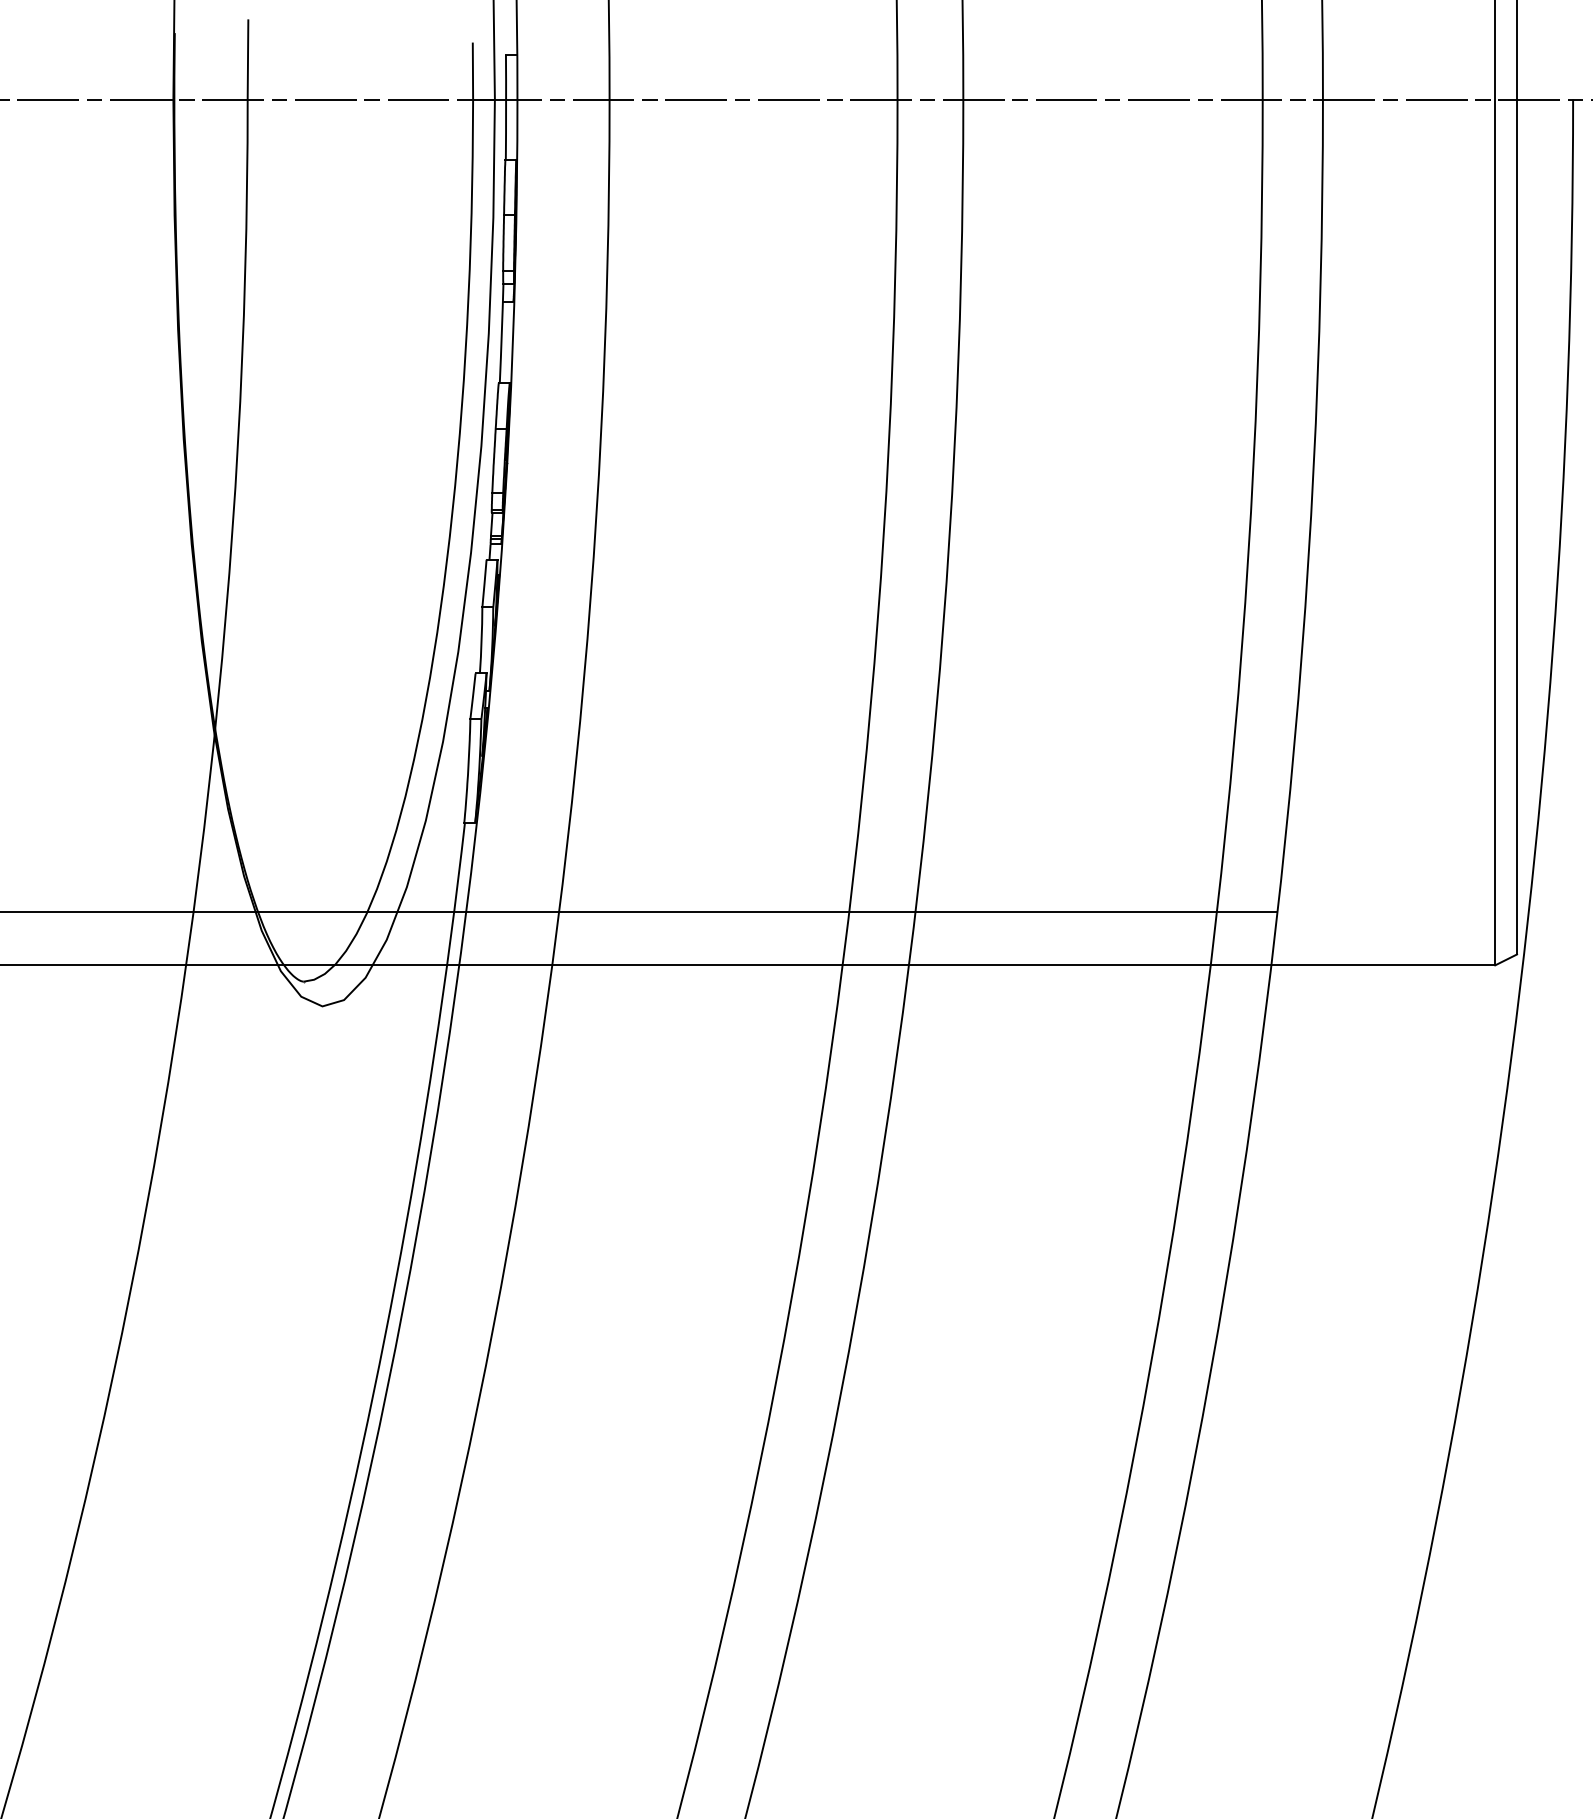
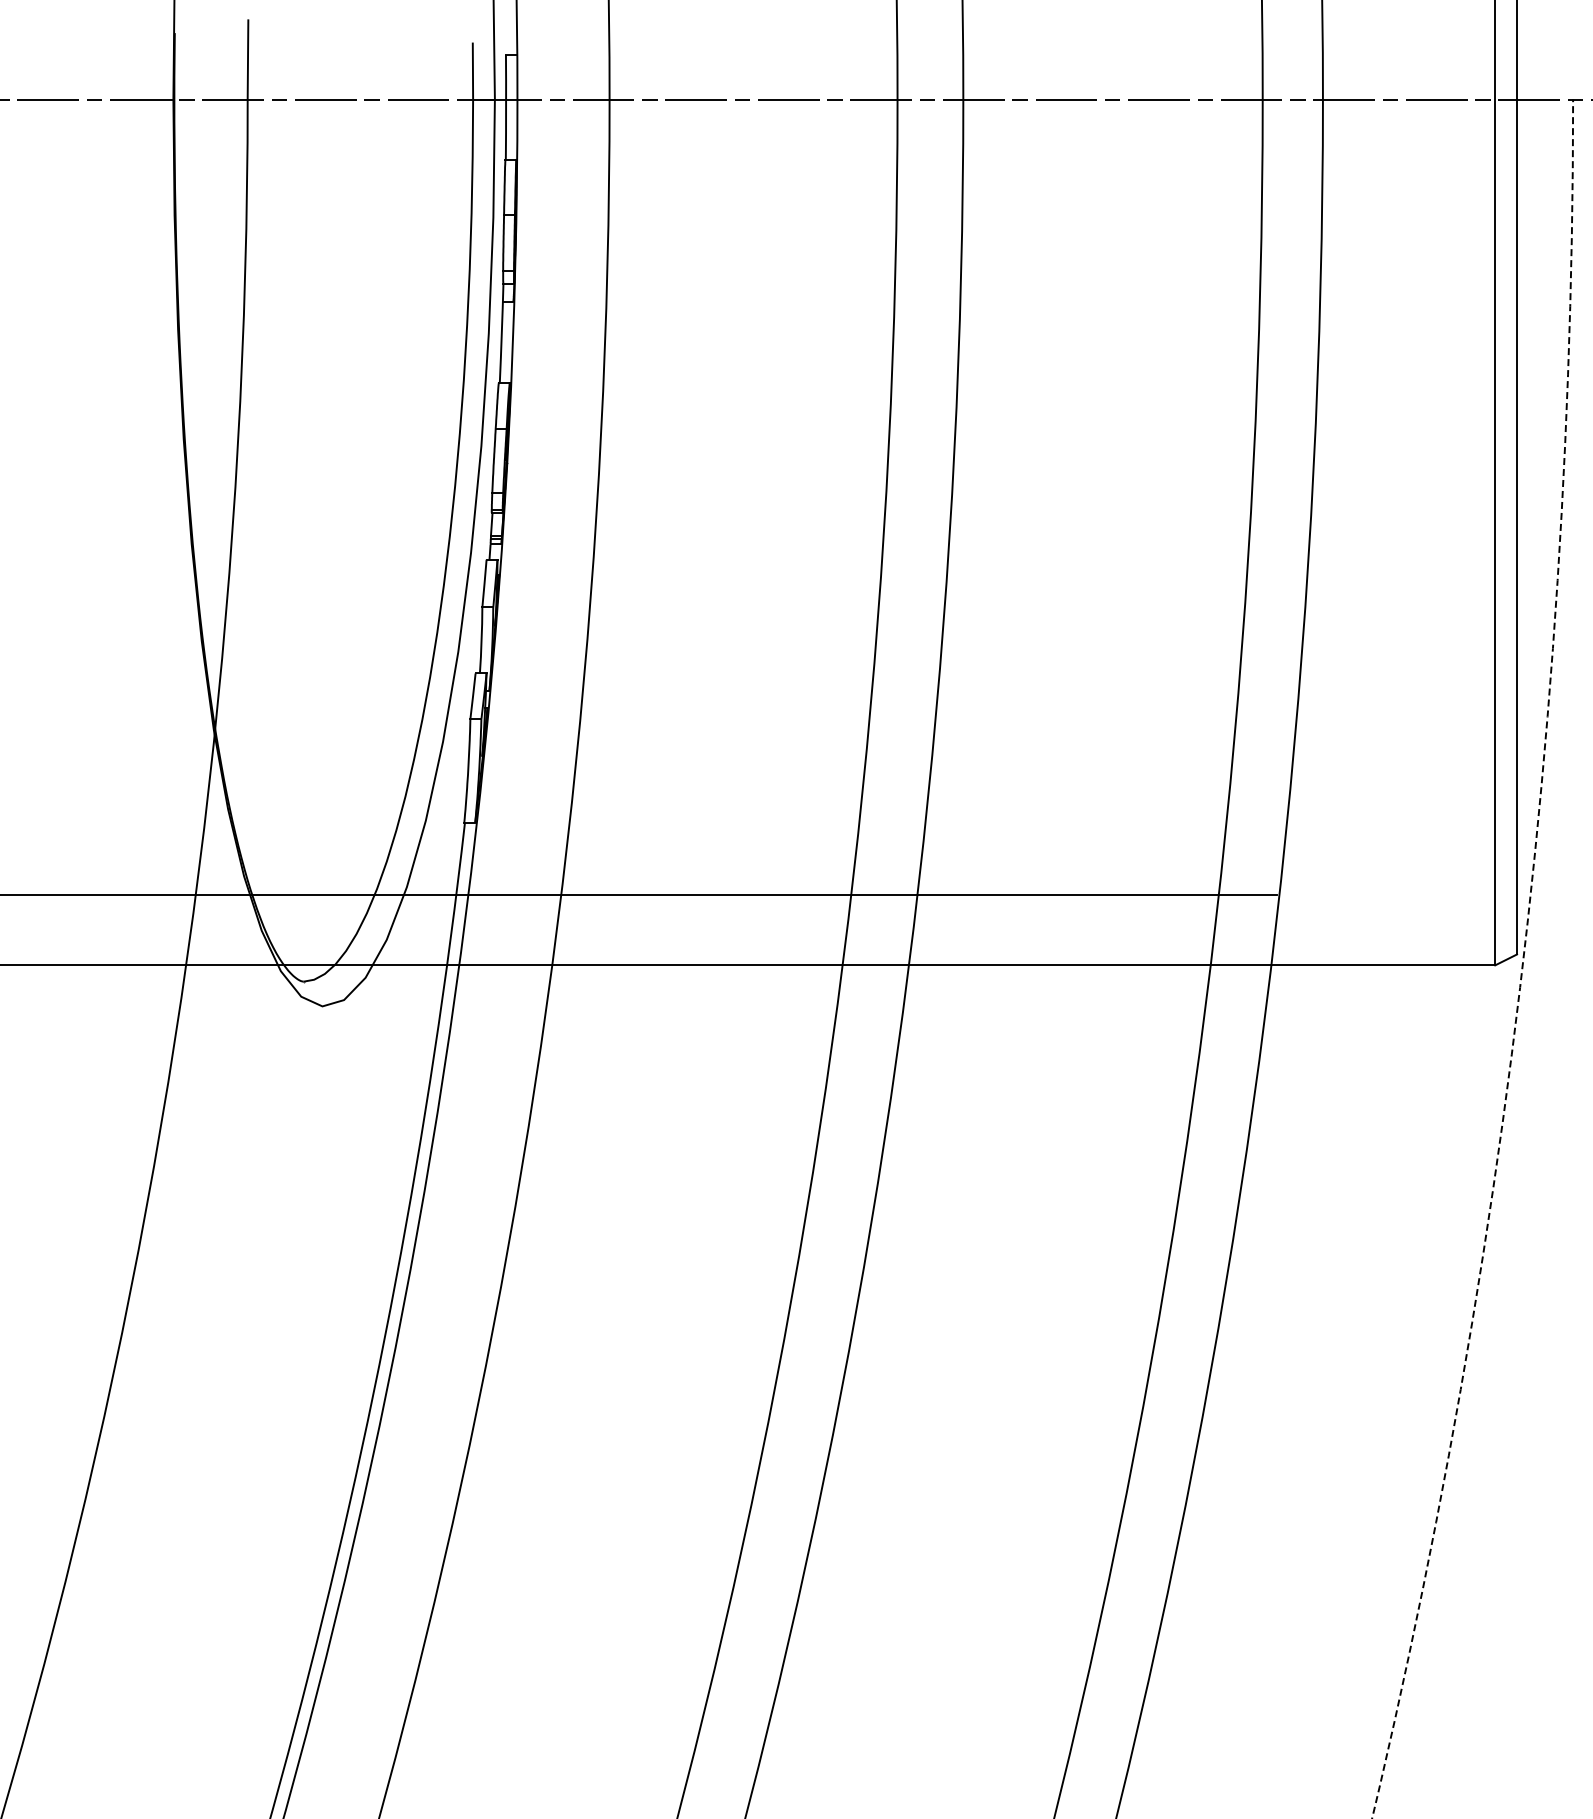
line position: (639, 912) -> (639, 895) (639, 895)
arc: solid -> dashed (1522, 964)
